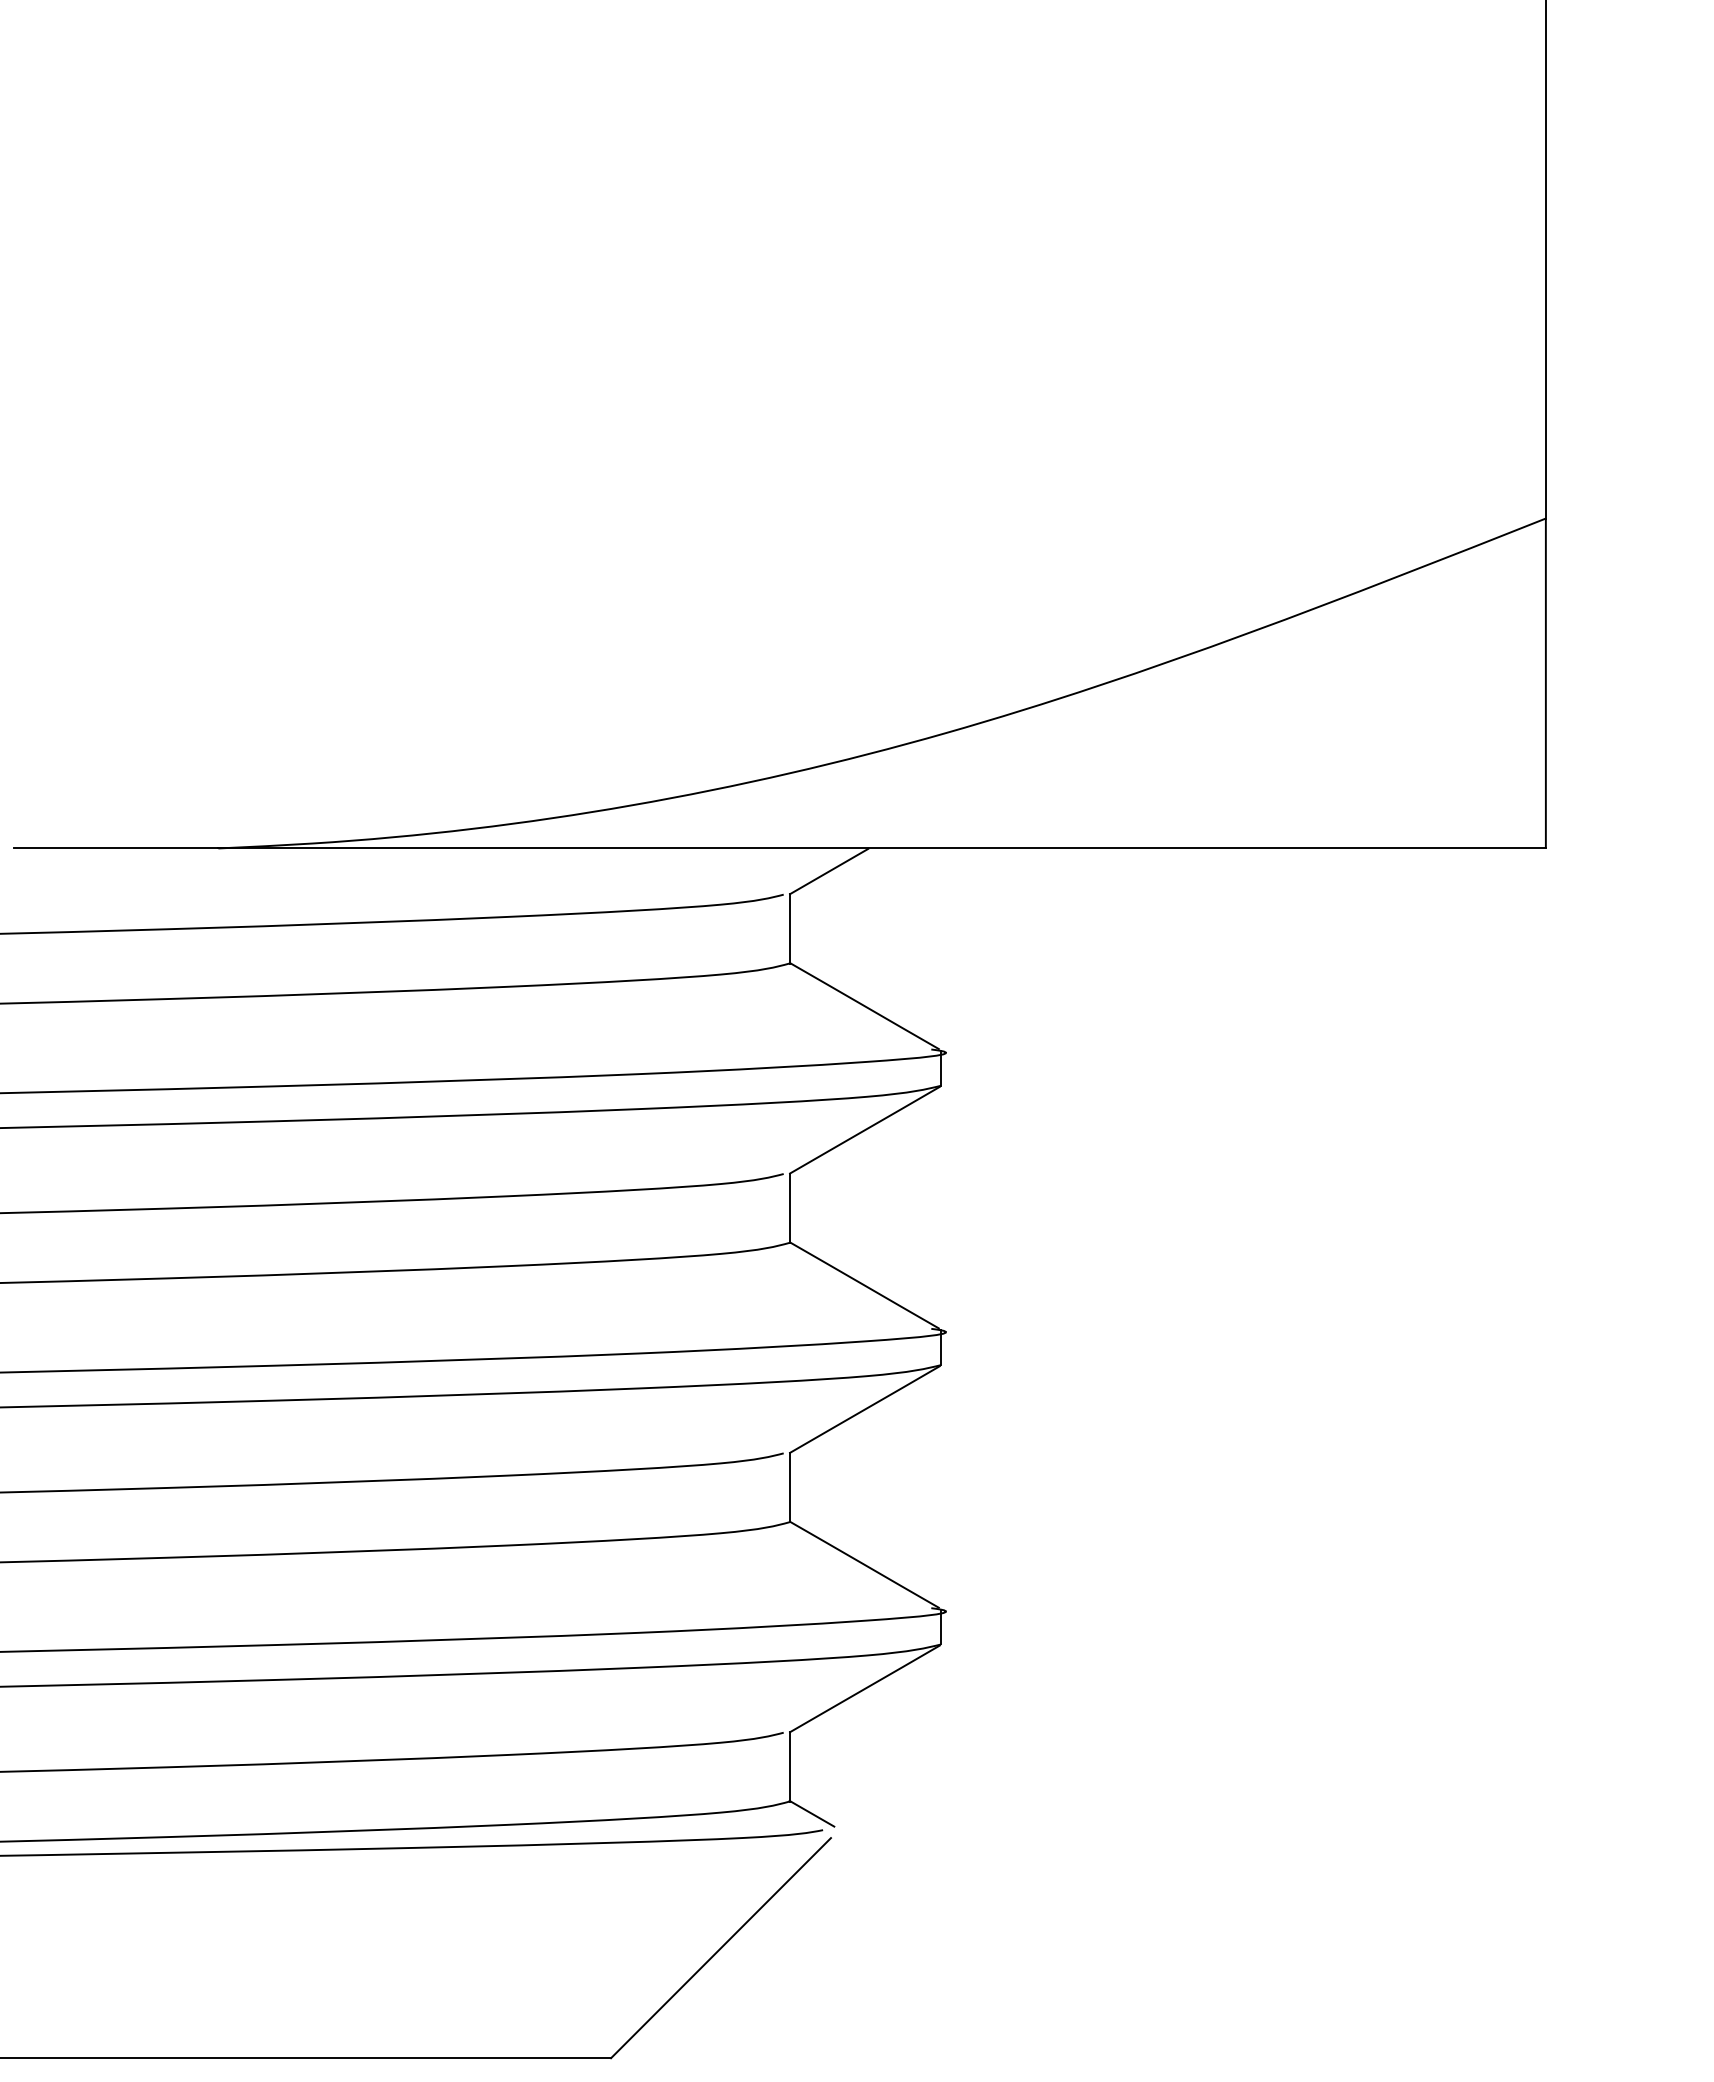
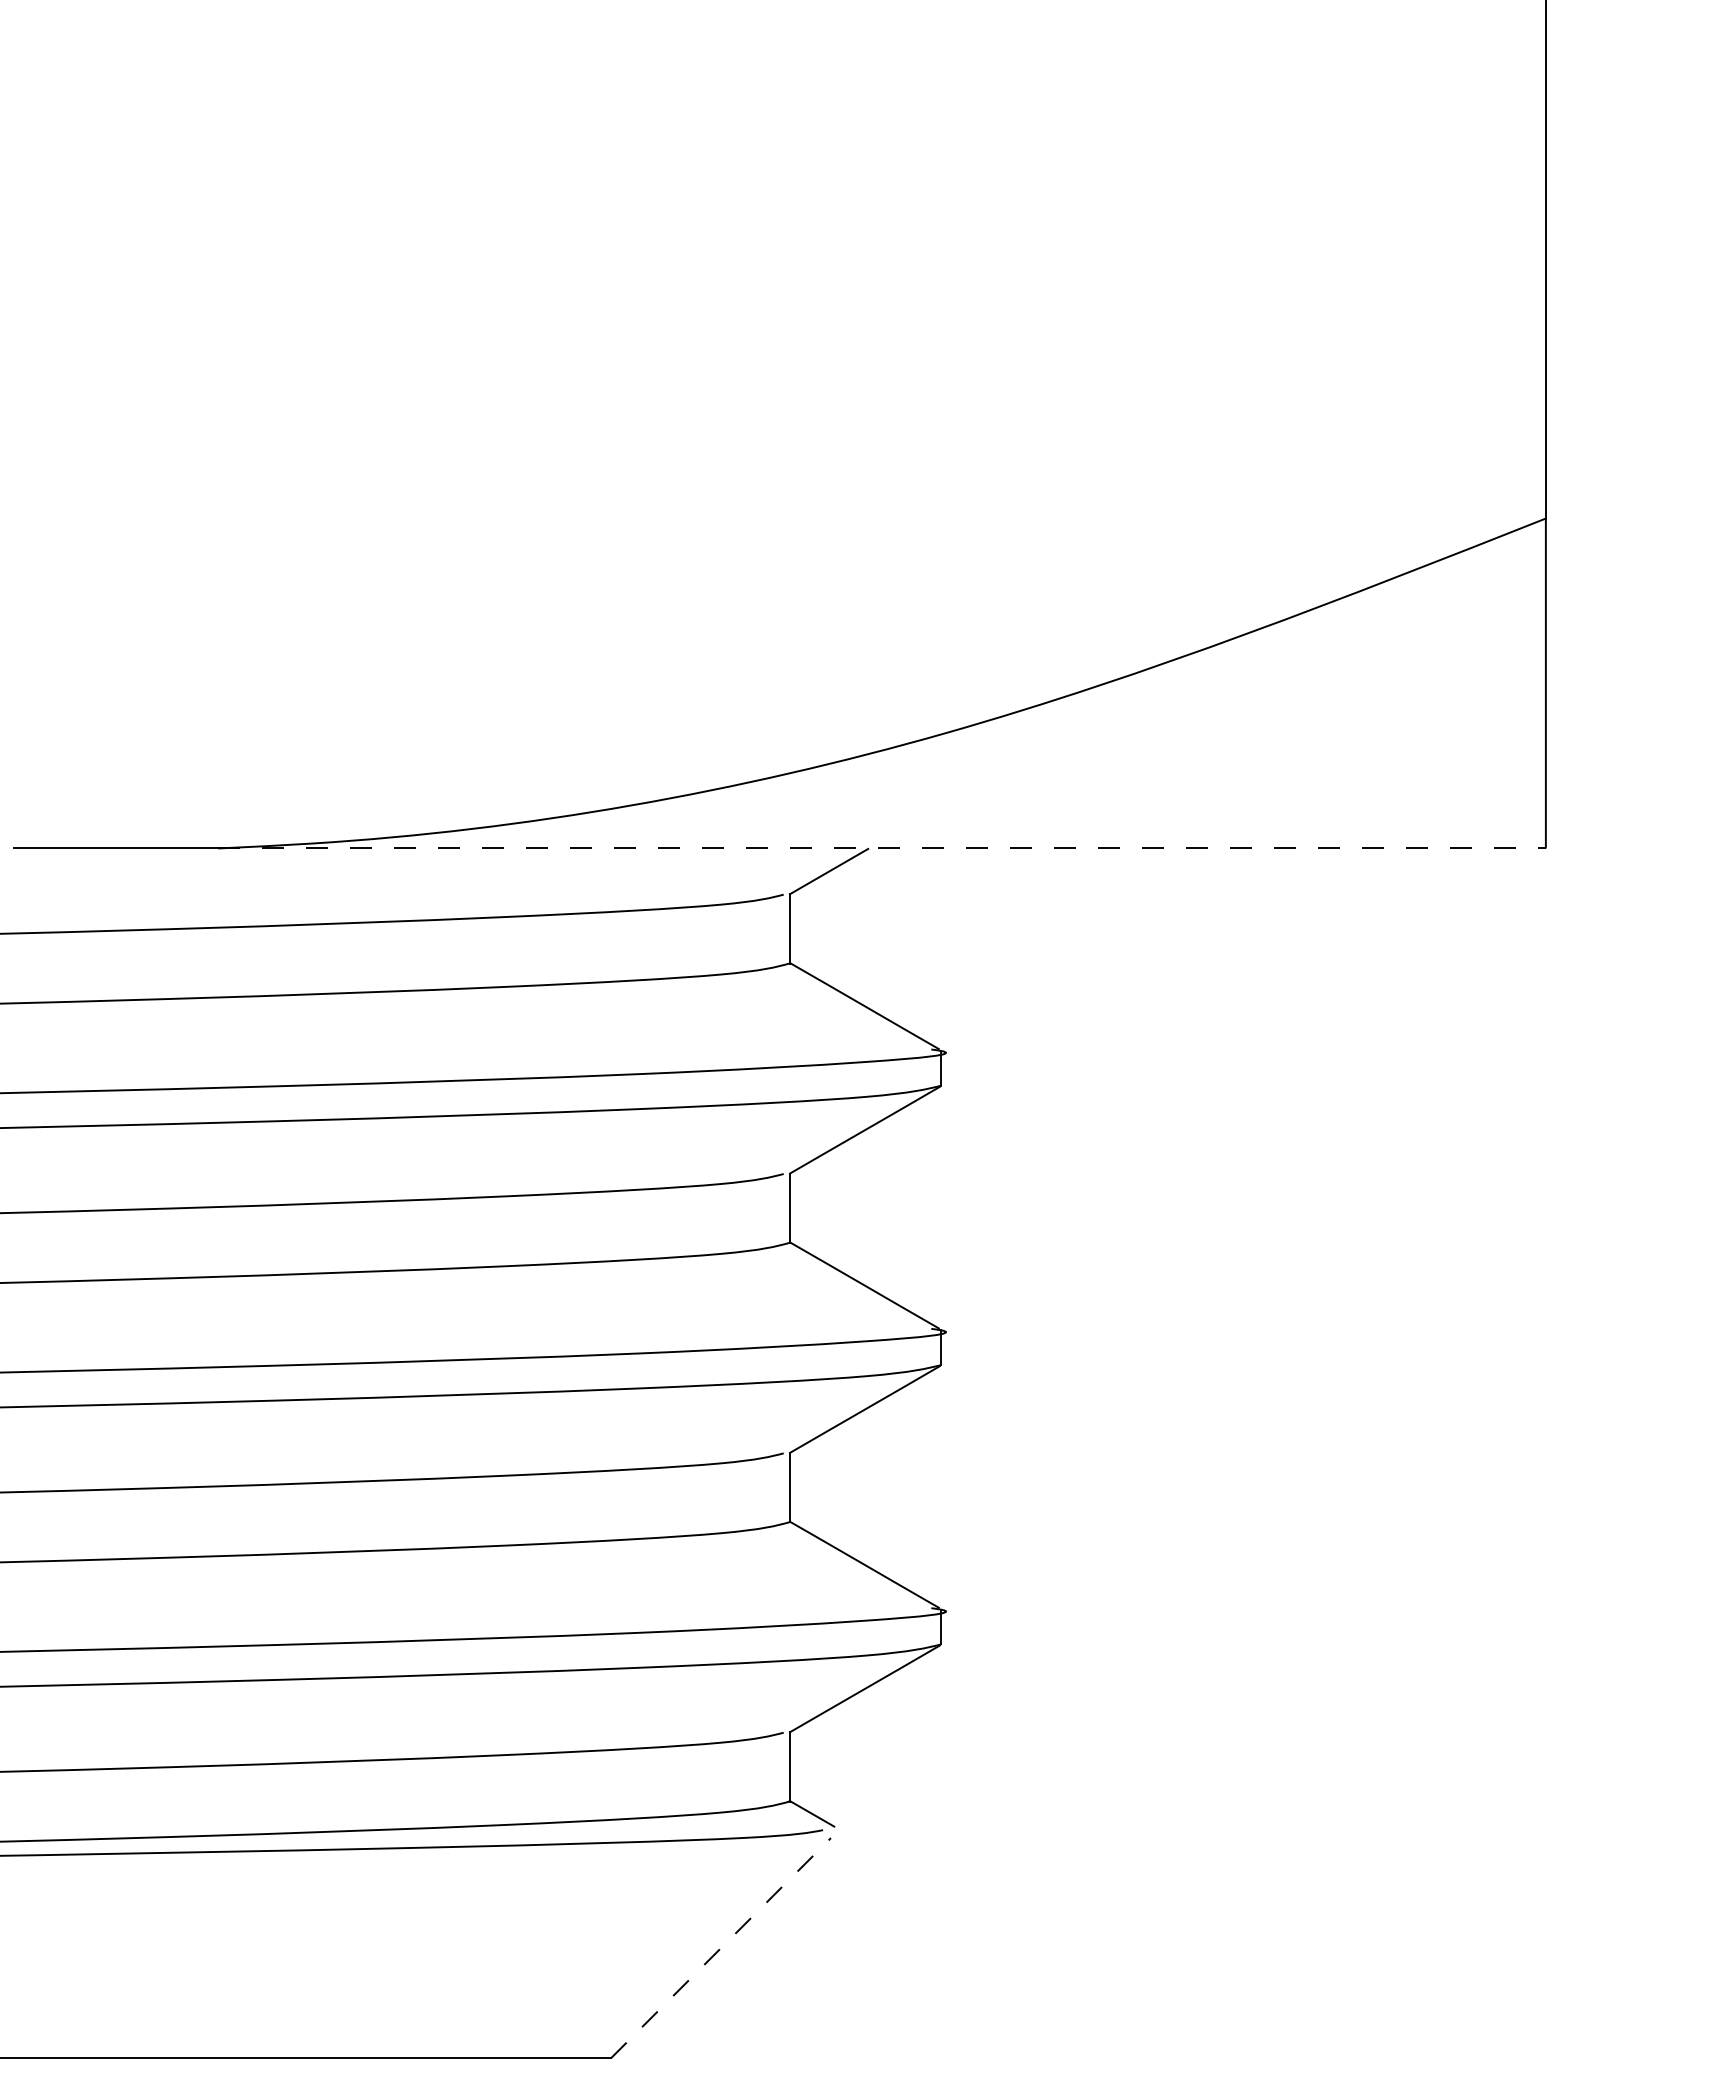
line: solid -> dashed (882, 848)
line: solid -> dashed (721, 1948)
